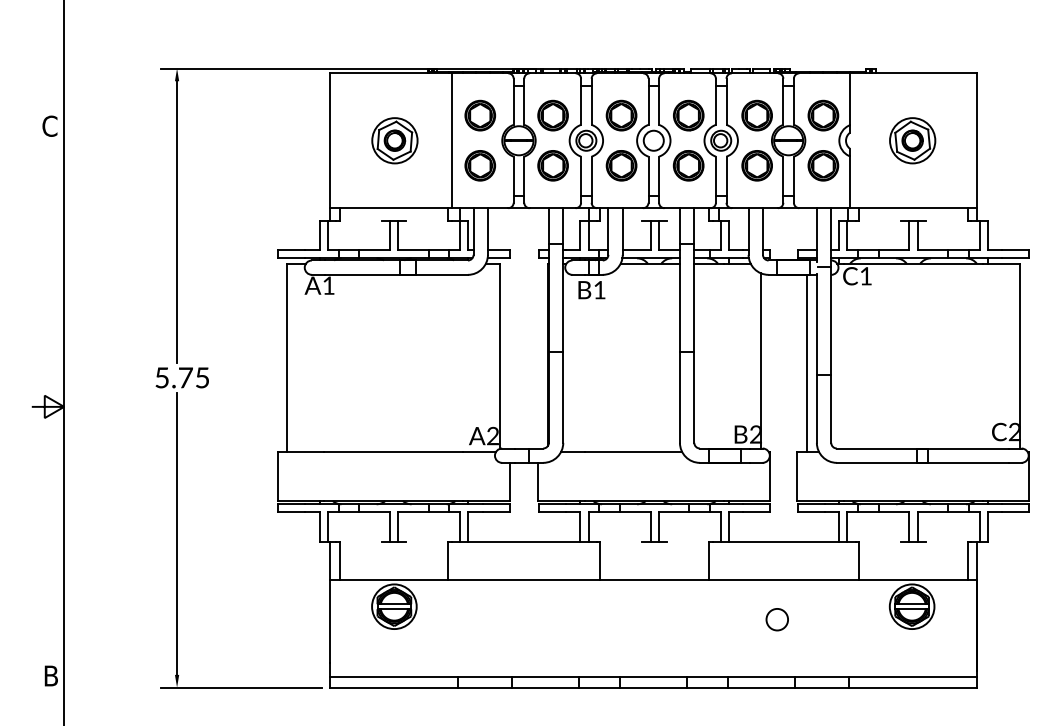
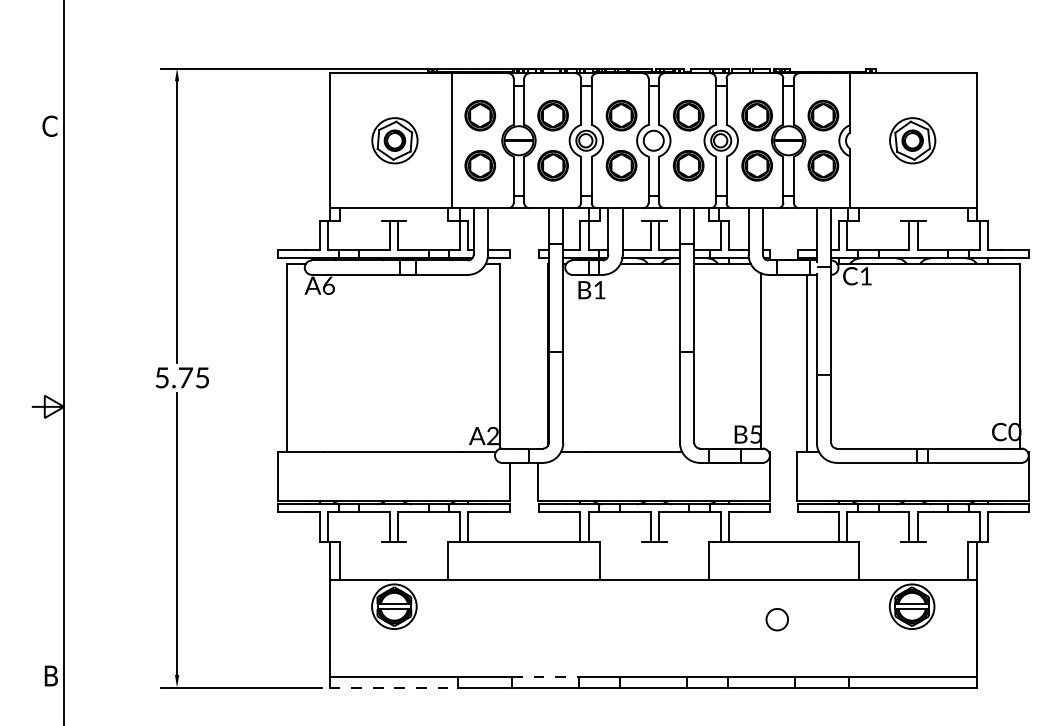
text: A1 -> A6 (328, 285)
text: C2 -> C0 (1014, 432)
text: B2 -> B5 (754, 434)
line: solid -> dashed (545, 676)
line: solid -> dashed (394, 687)
